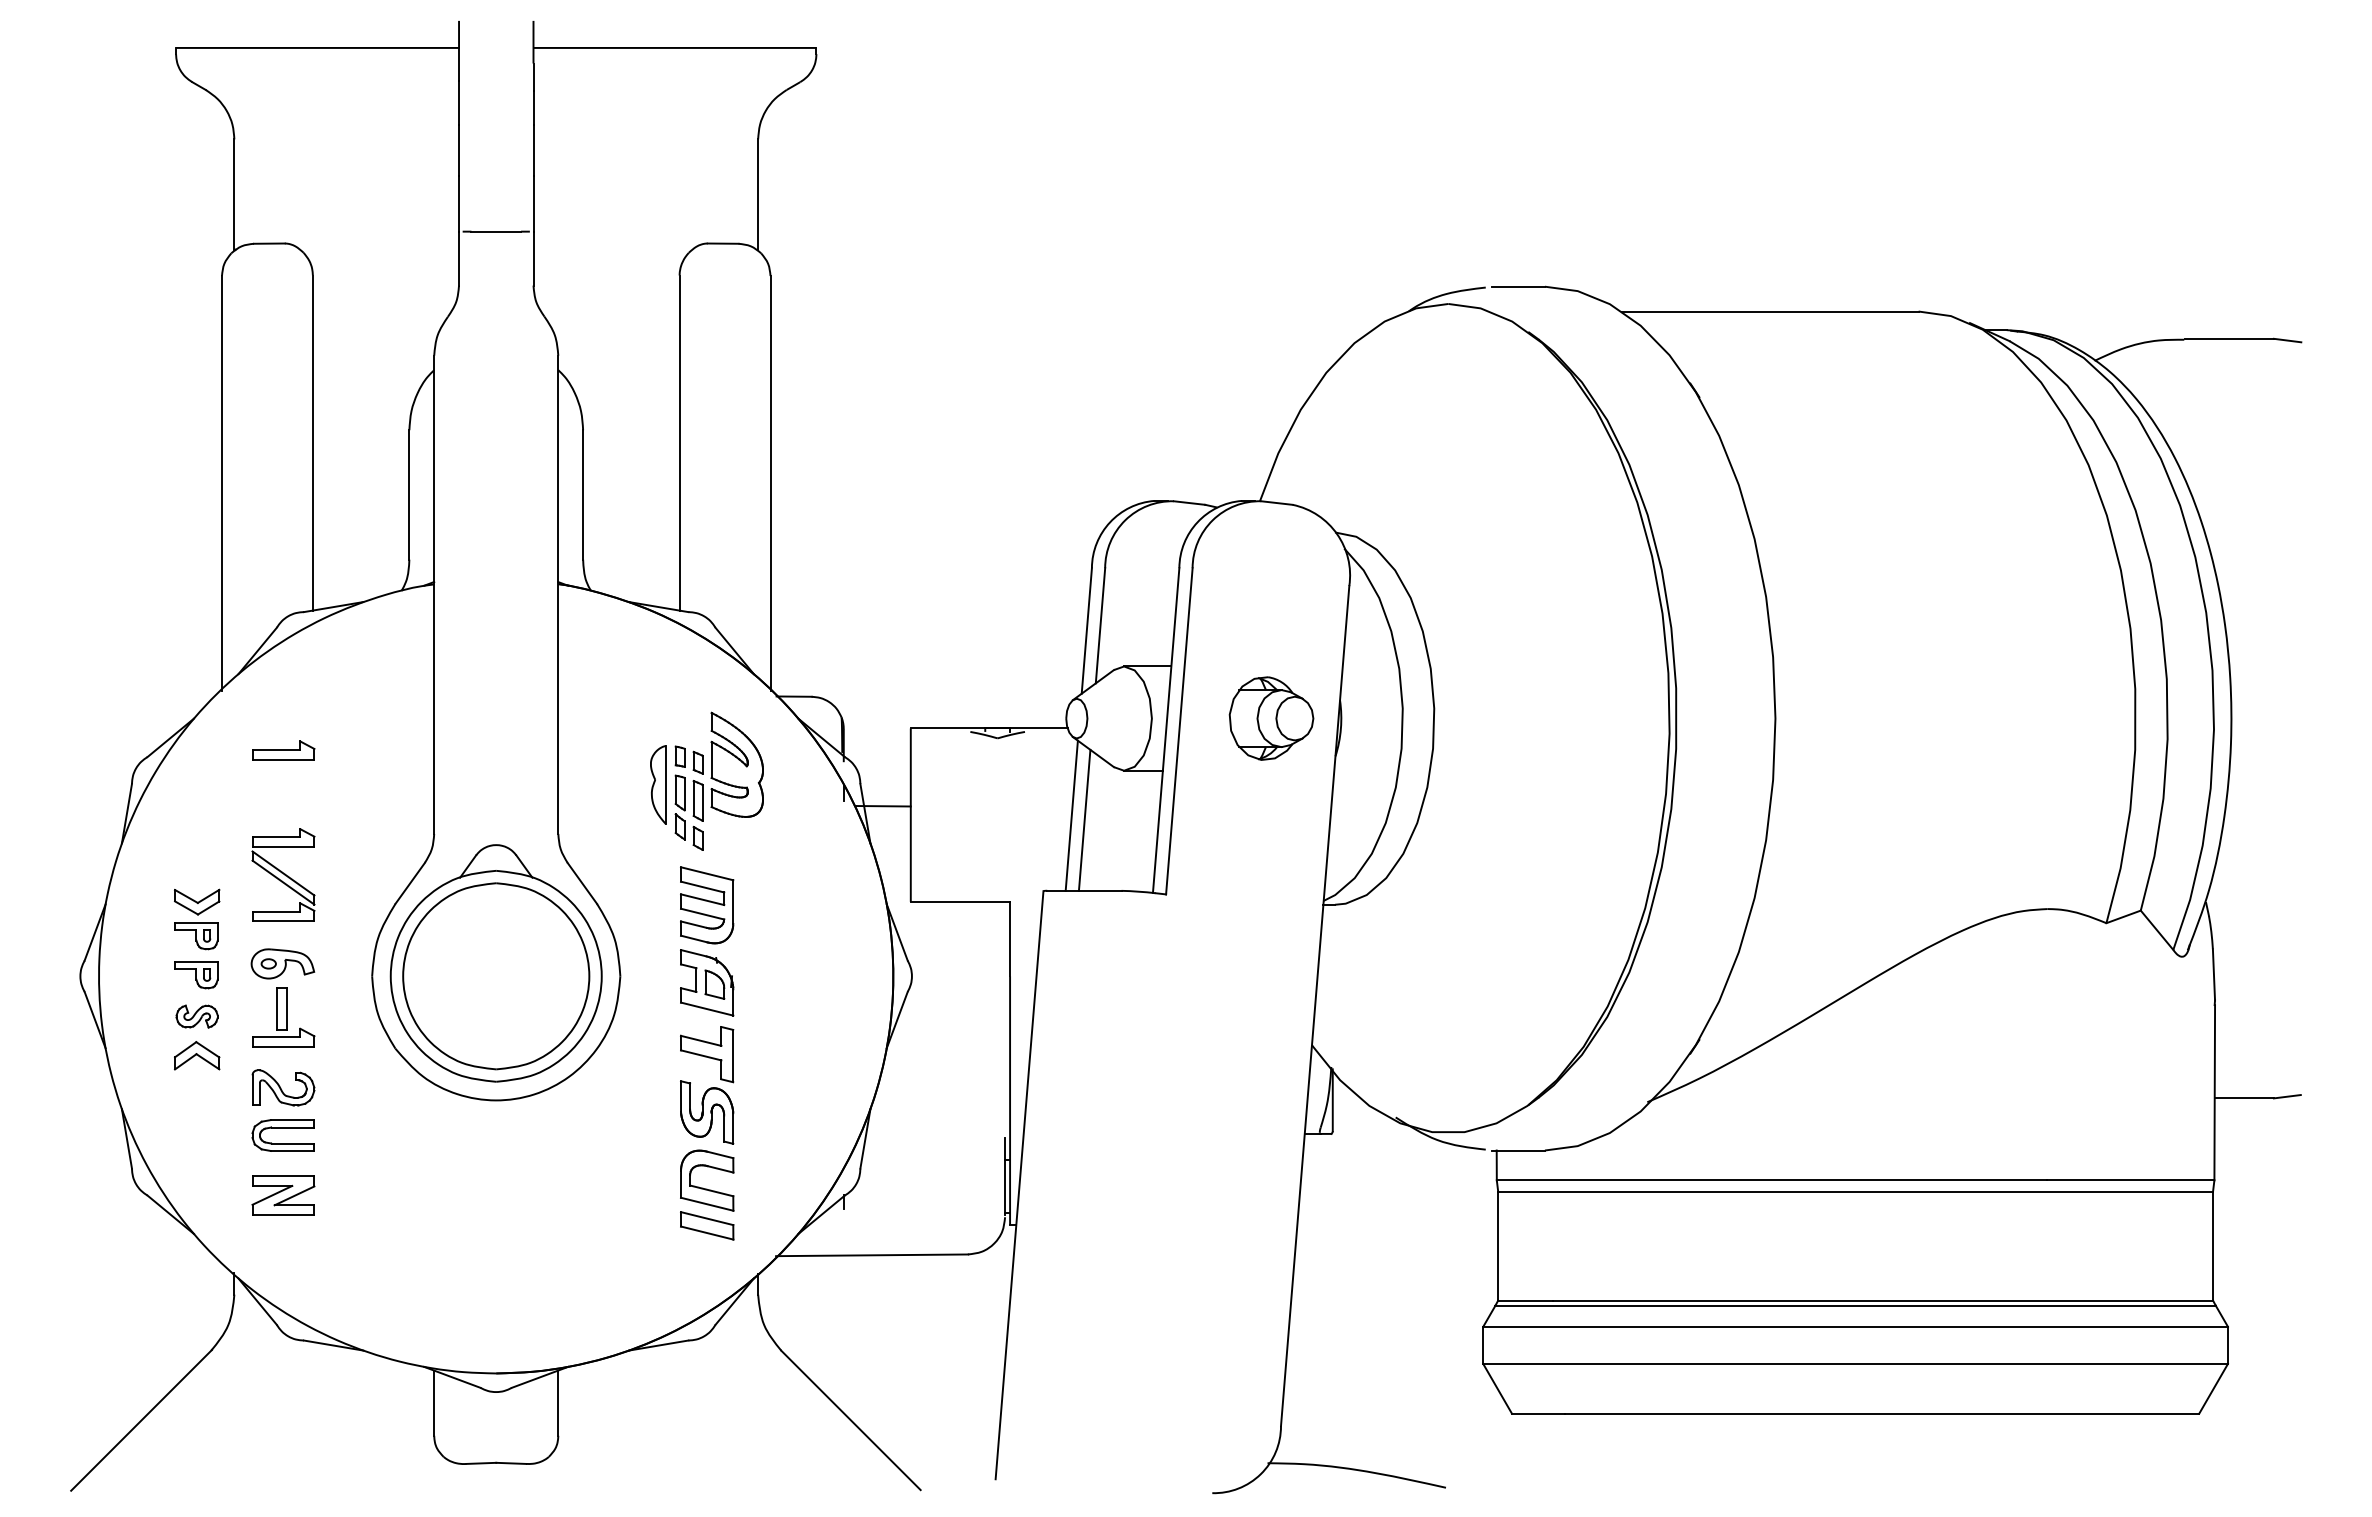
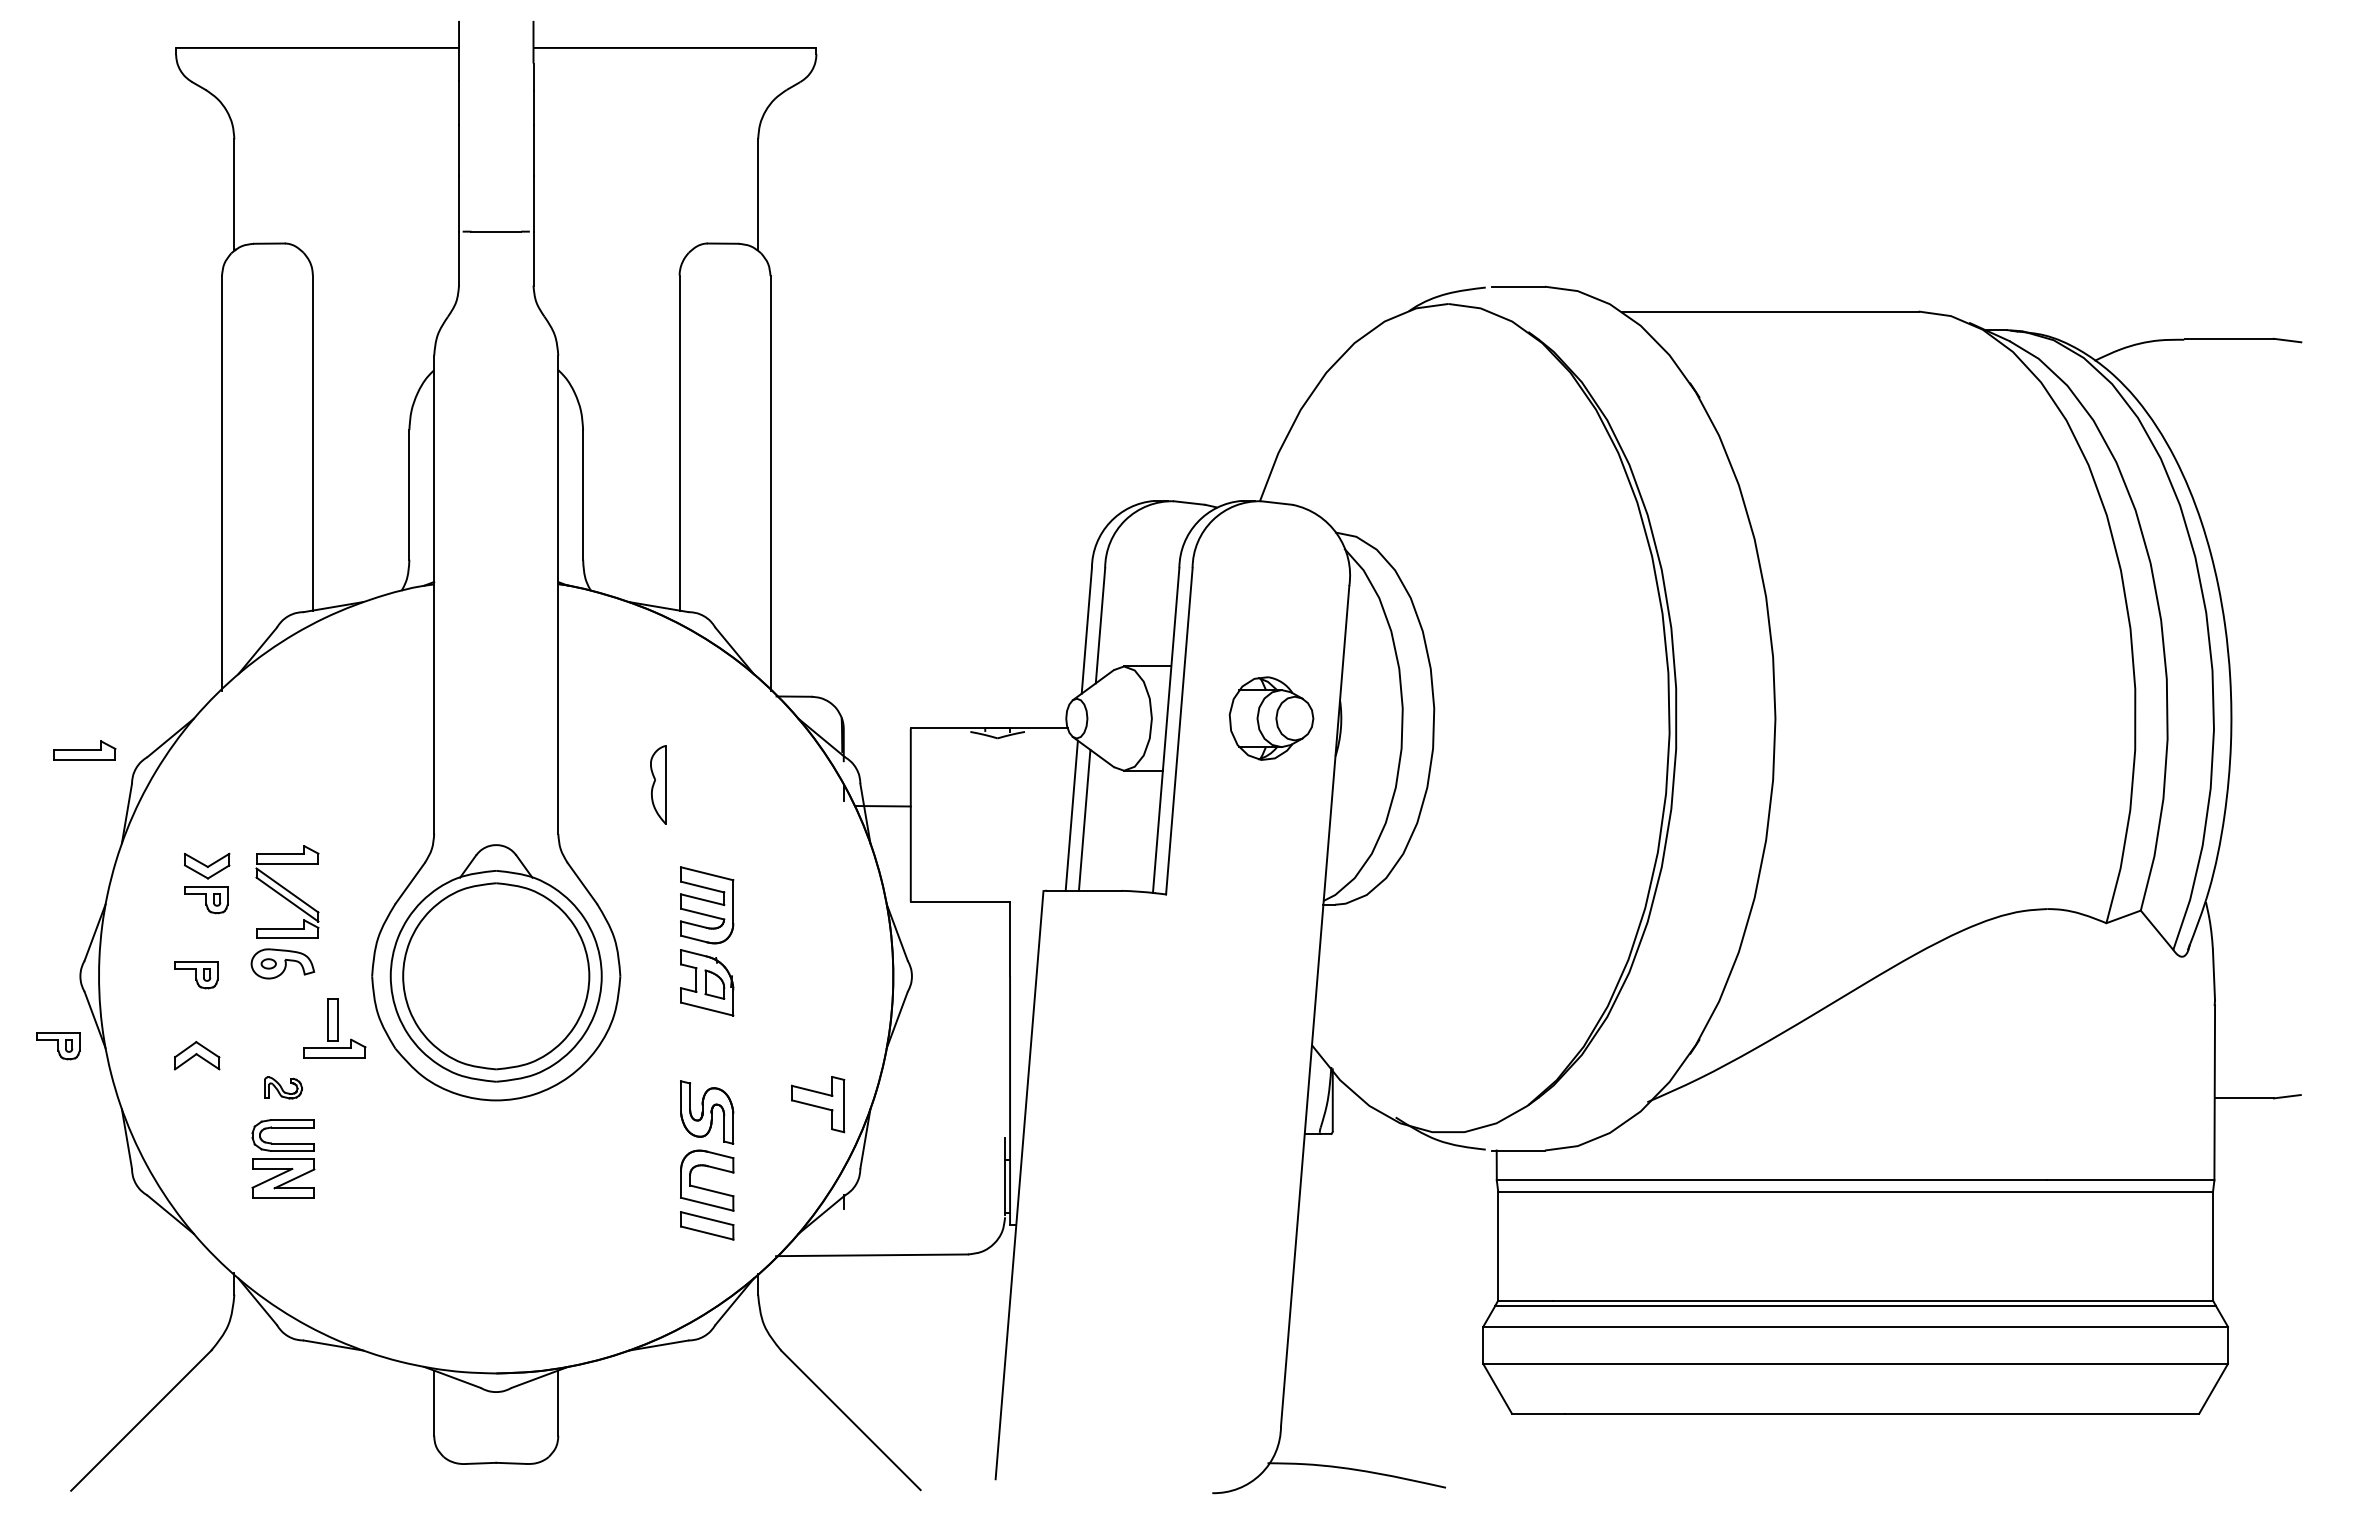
part position: (283, 750) -> (84, 750) (84, 750)
part: present -> none (718, 780)
part position: (283, 874) -> (287, 891) (287, 891)
part position: (197, 919) -> (207, 883) (207, 883)
part: present -> none (196, 1016)
part position: (283, 1017) -> (334, 1028) (334, 1028)
part: none -> present (58, 1046)
part position: (707, 1054) -> (818, 1104) (818, 1104)
part size: 65x38 px -> 39x24 px (283, 1087)
part position: (283, 1195) -> (283, 1178) (283, 1178)
